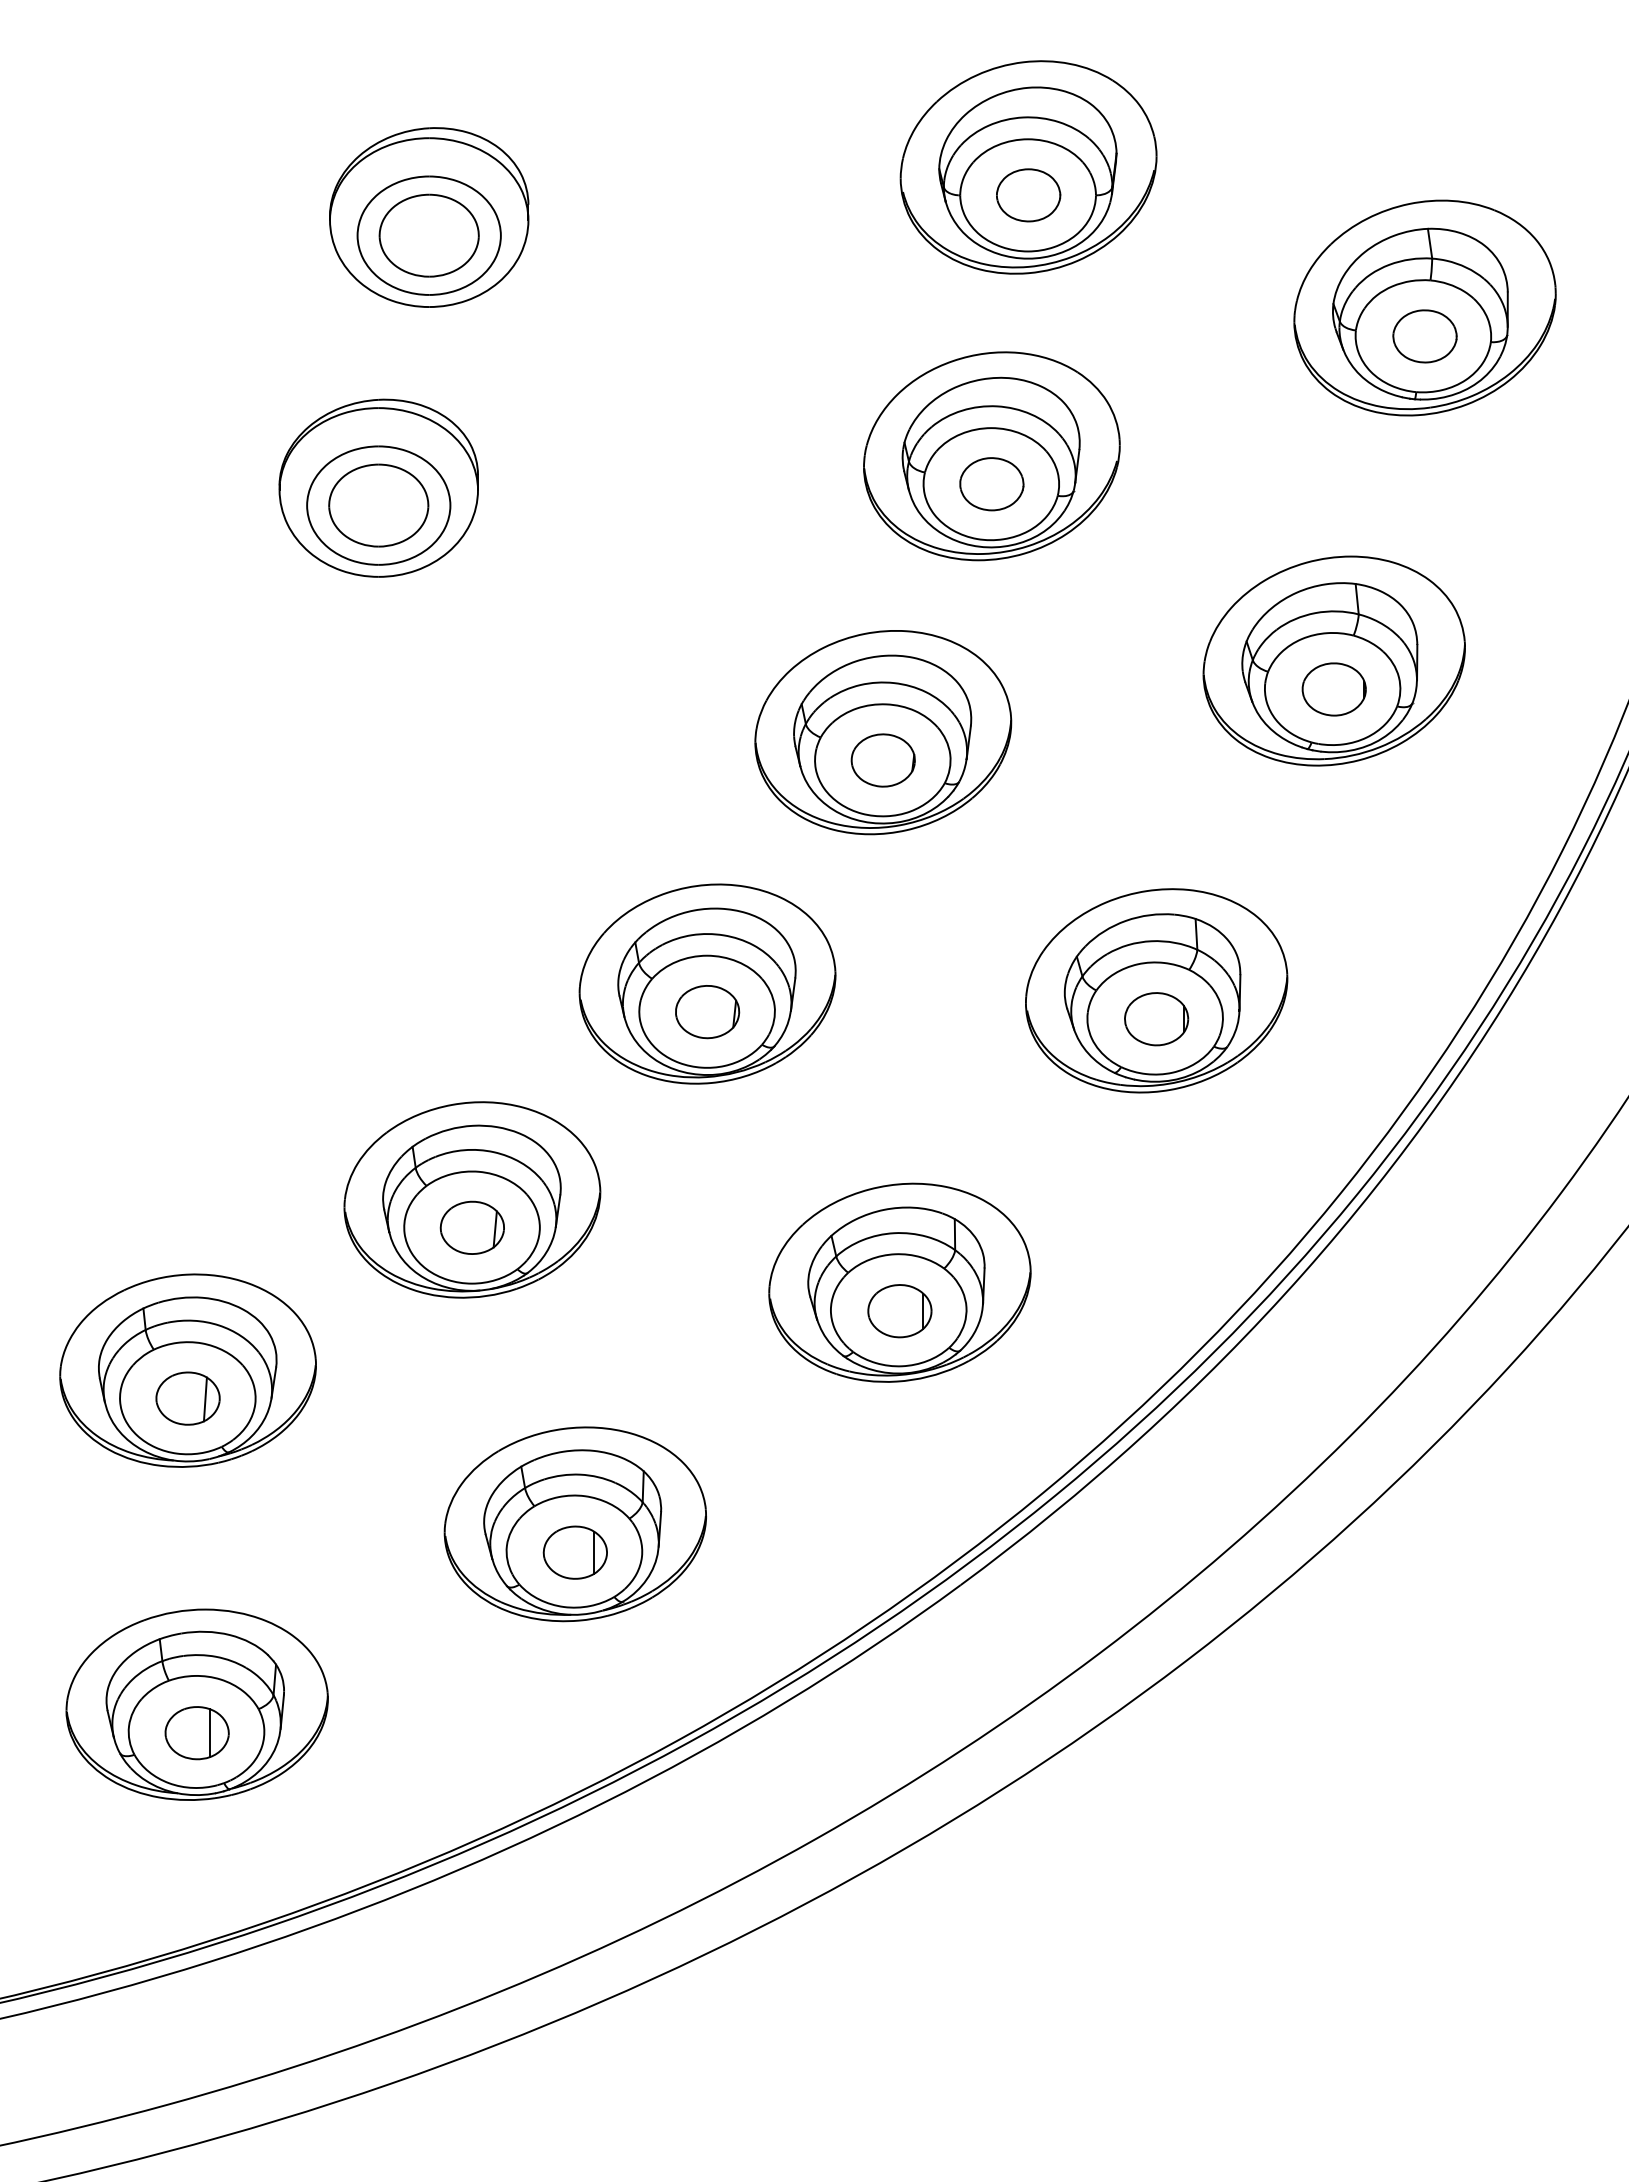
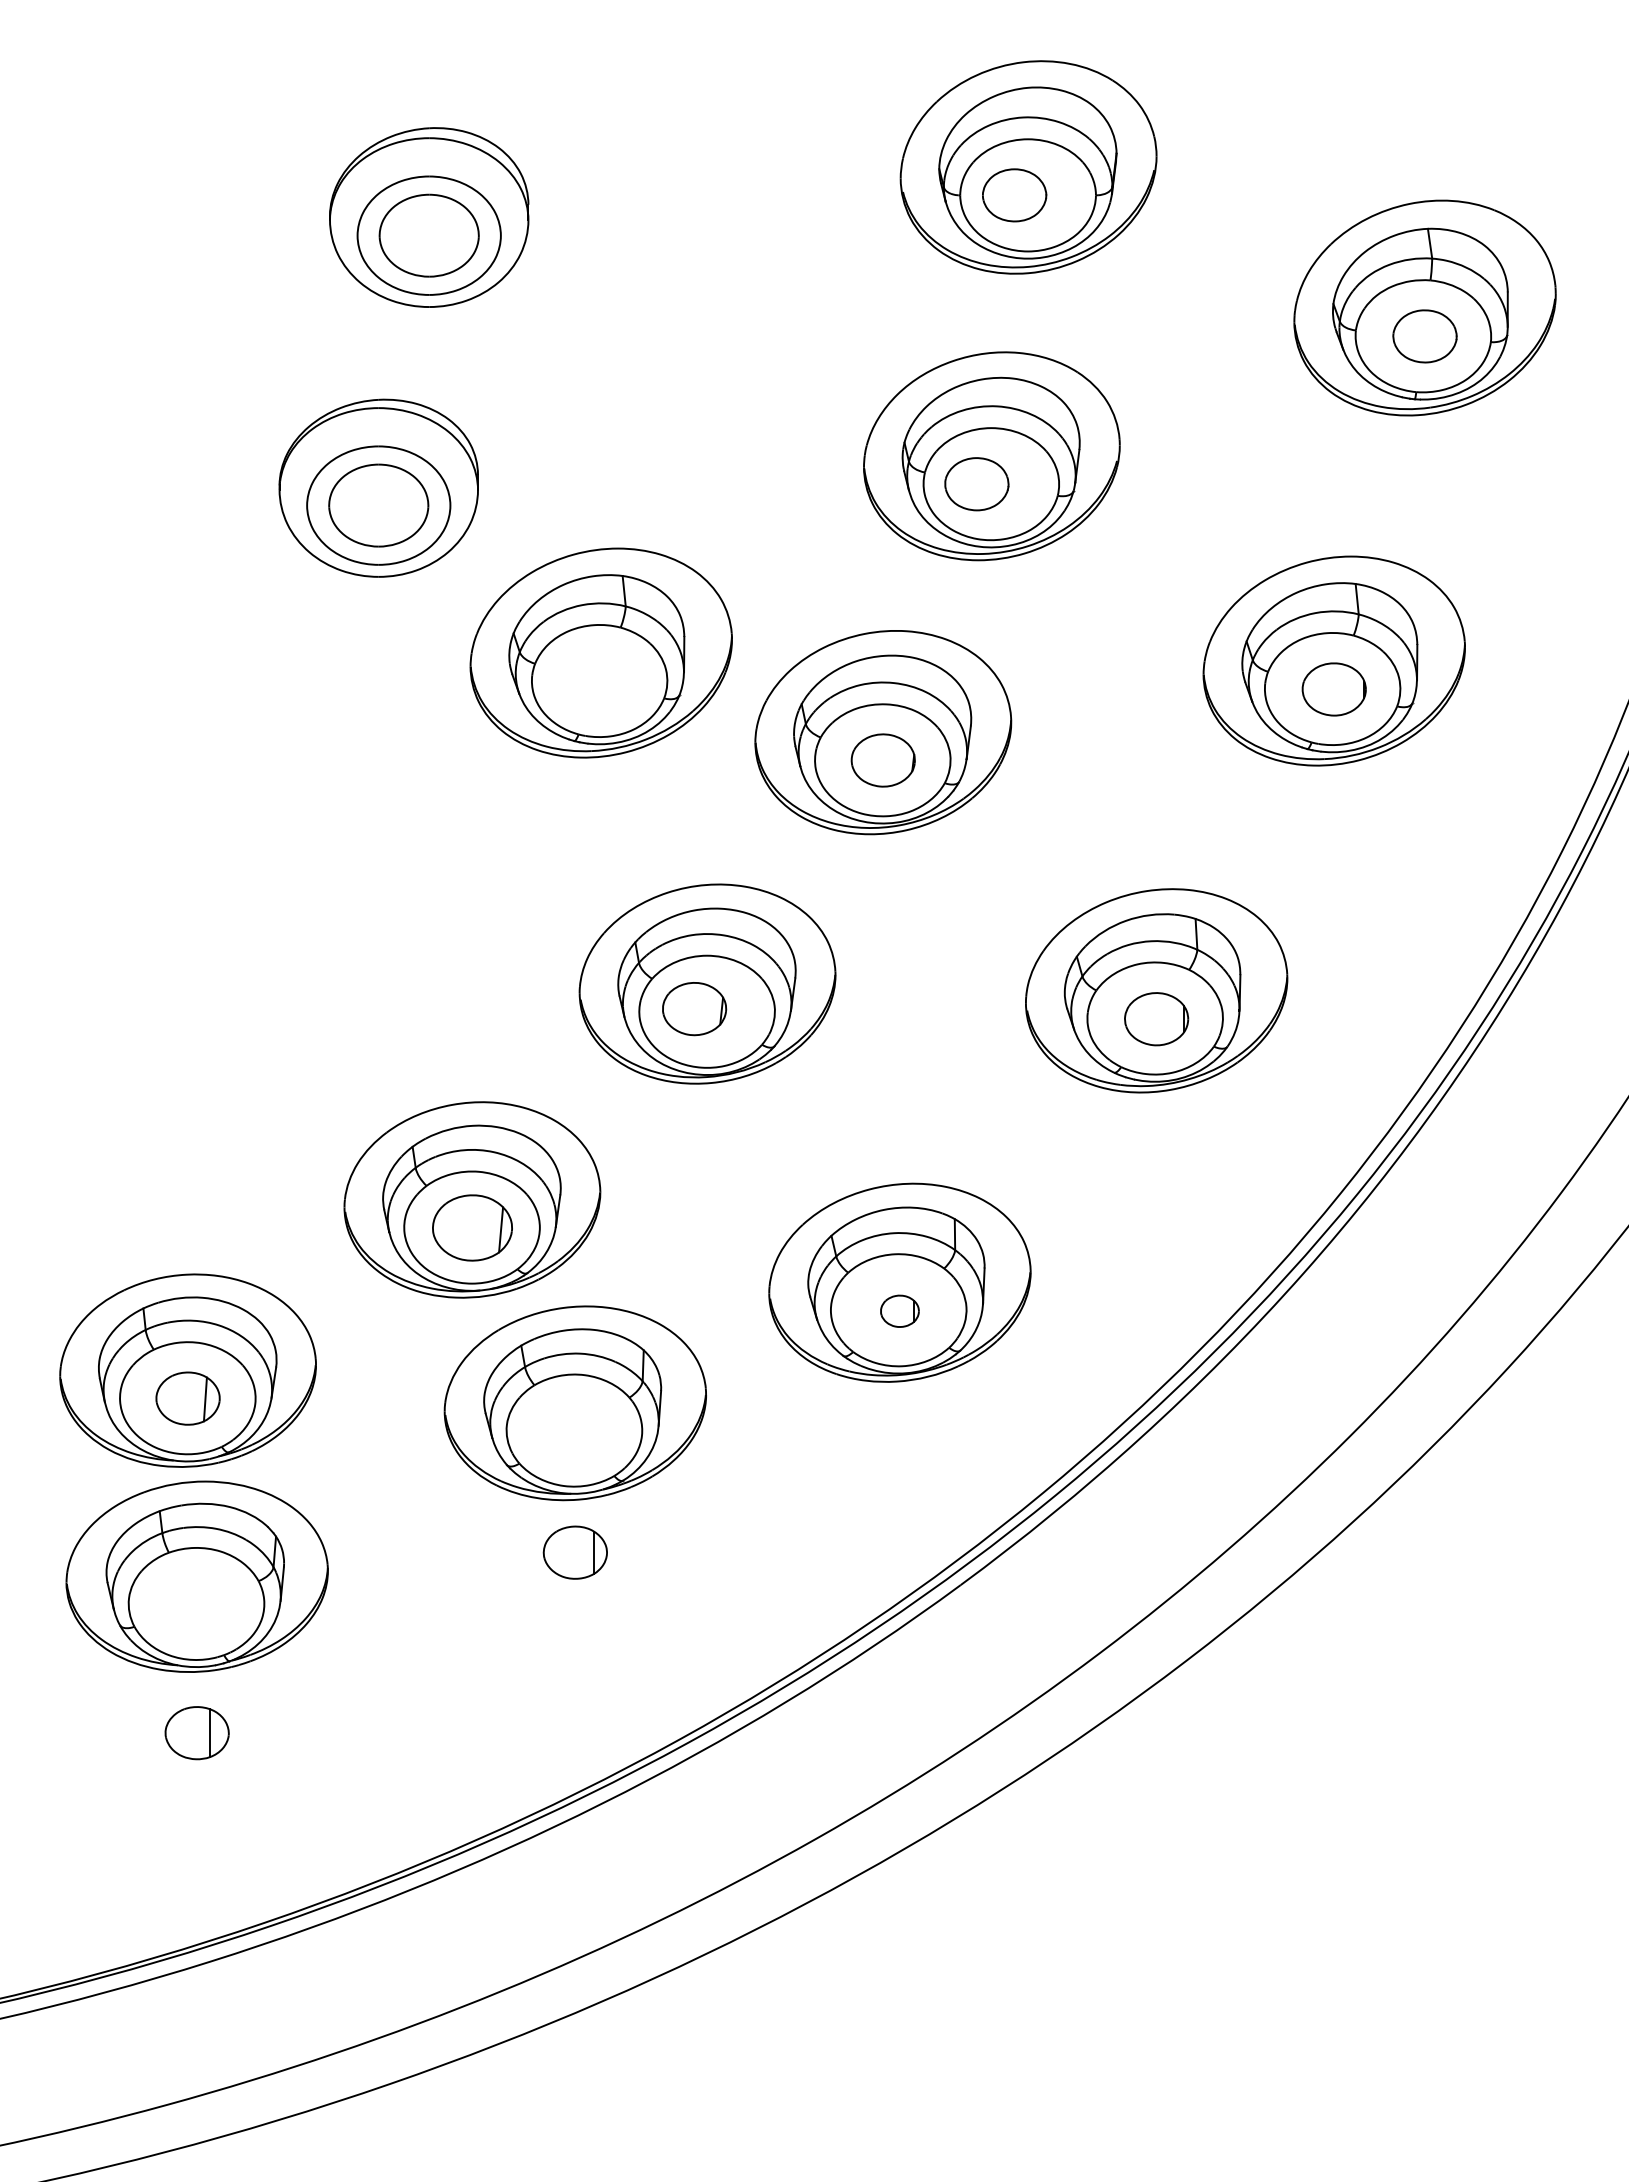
part position: (1028, 195) -> (1014, 195) (1014, 195)
part position: (991, 484) -> (976, 484) (976, 484)
part: none -> present (600, 652)
part position: (707, 1012) -> (694, 1009) (694, 1009)
part size: 66x55 px -> 81x68 px (472, 1227)
part size: 66x55 px -> 40x34 px (899, 1310)
part position: (574, 1524) -> (574, 1403) (574, 1403)
part position: (196, 1704) -> (196, 1576) (196, 1576)
